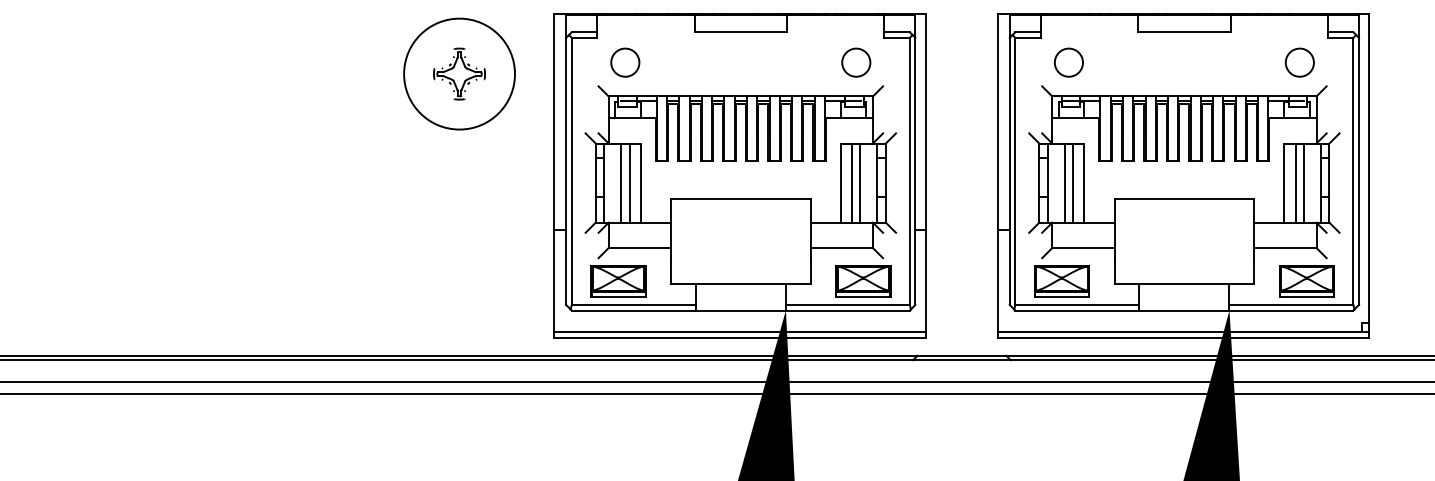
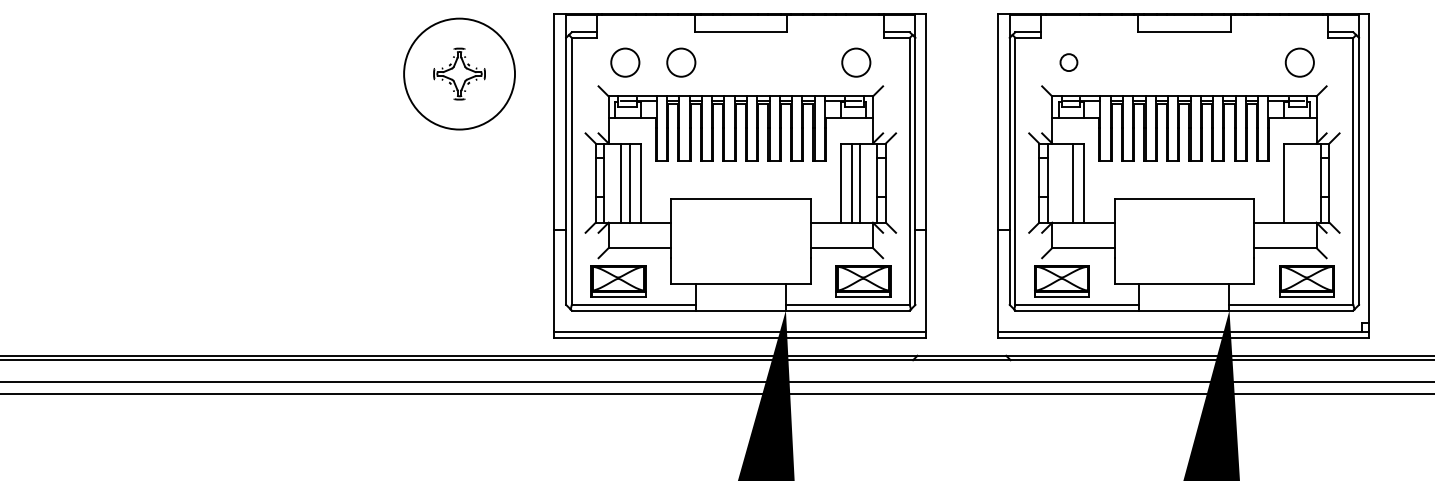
circle: none -> present (681, 62)
circle size: 30x31 px -> 20x19 px (1068, 62)
line: present -> none (1064, 182)
line: present -> none (1295, 182)
line: present -> none (1303, 182)
